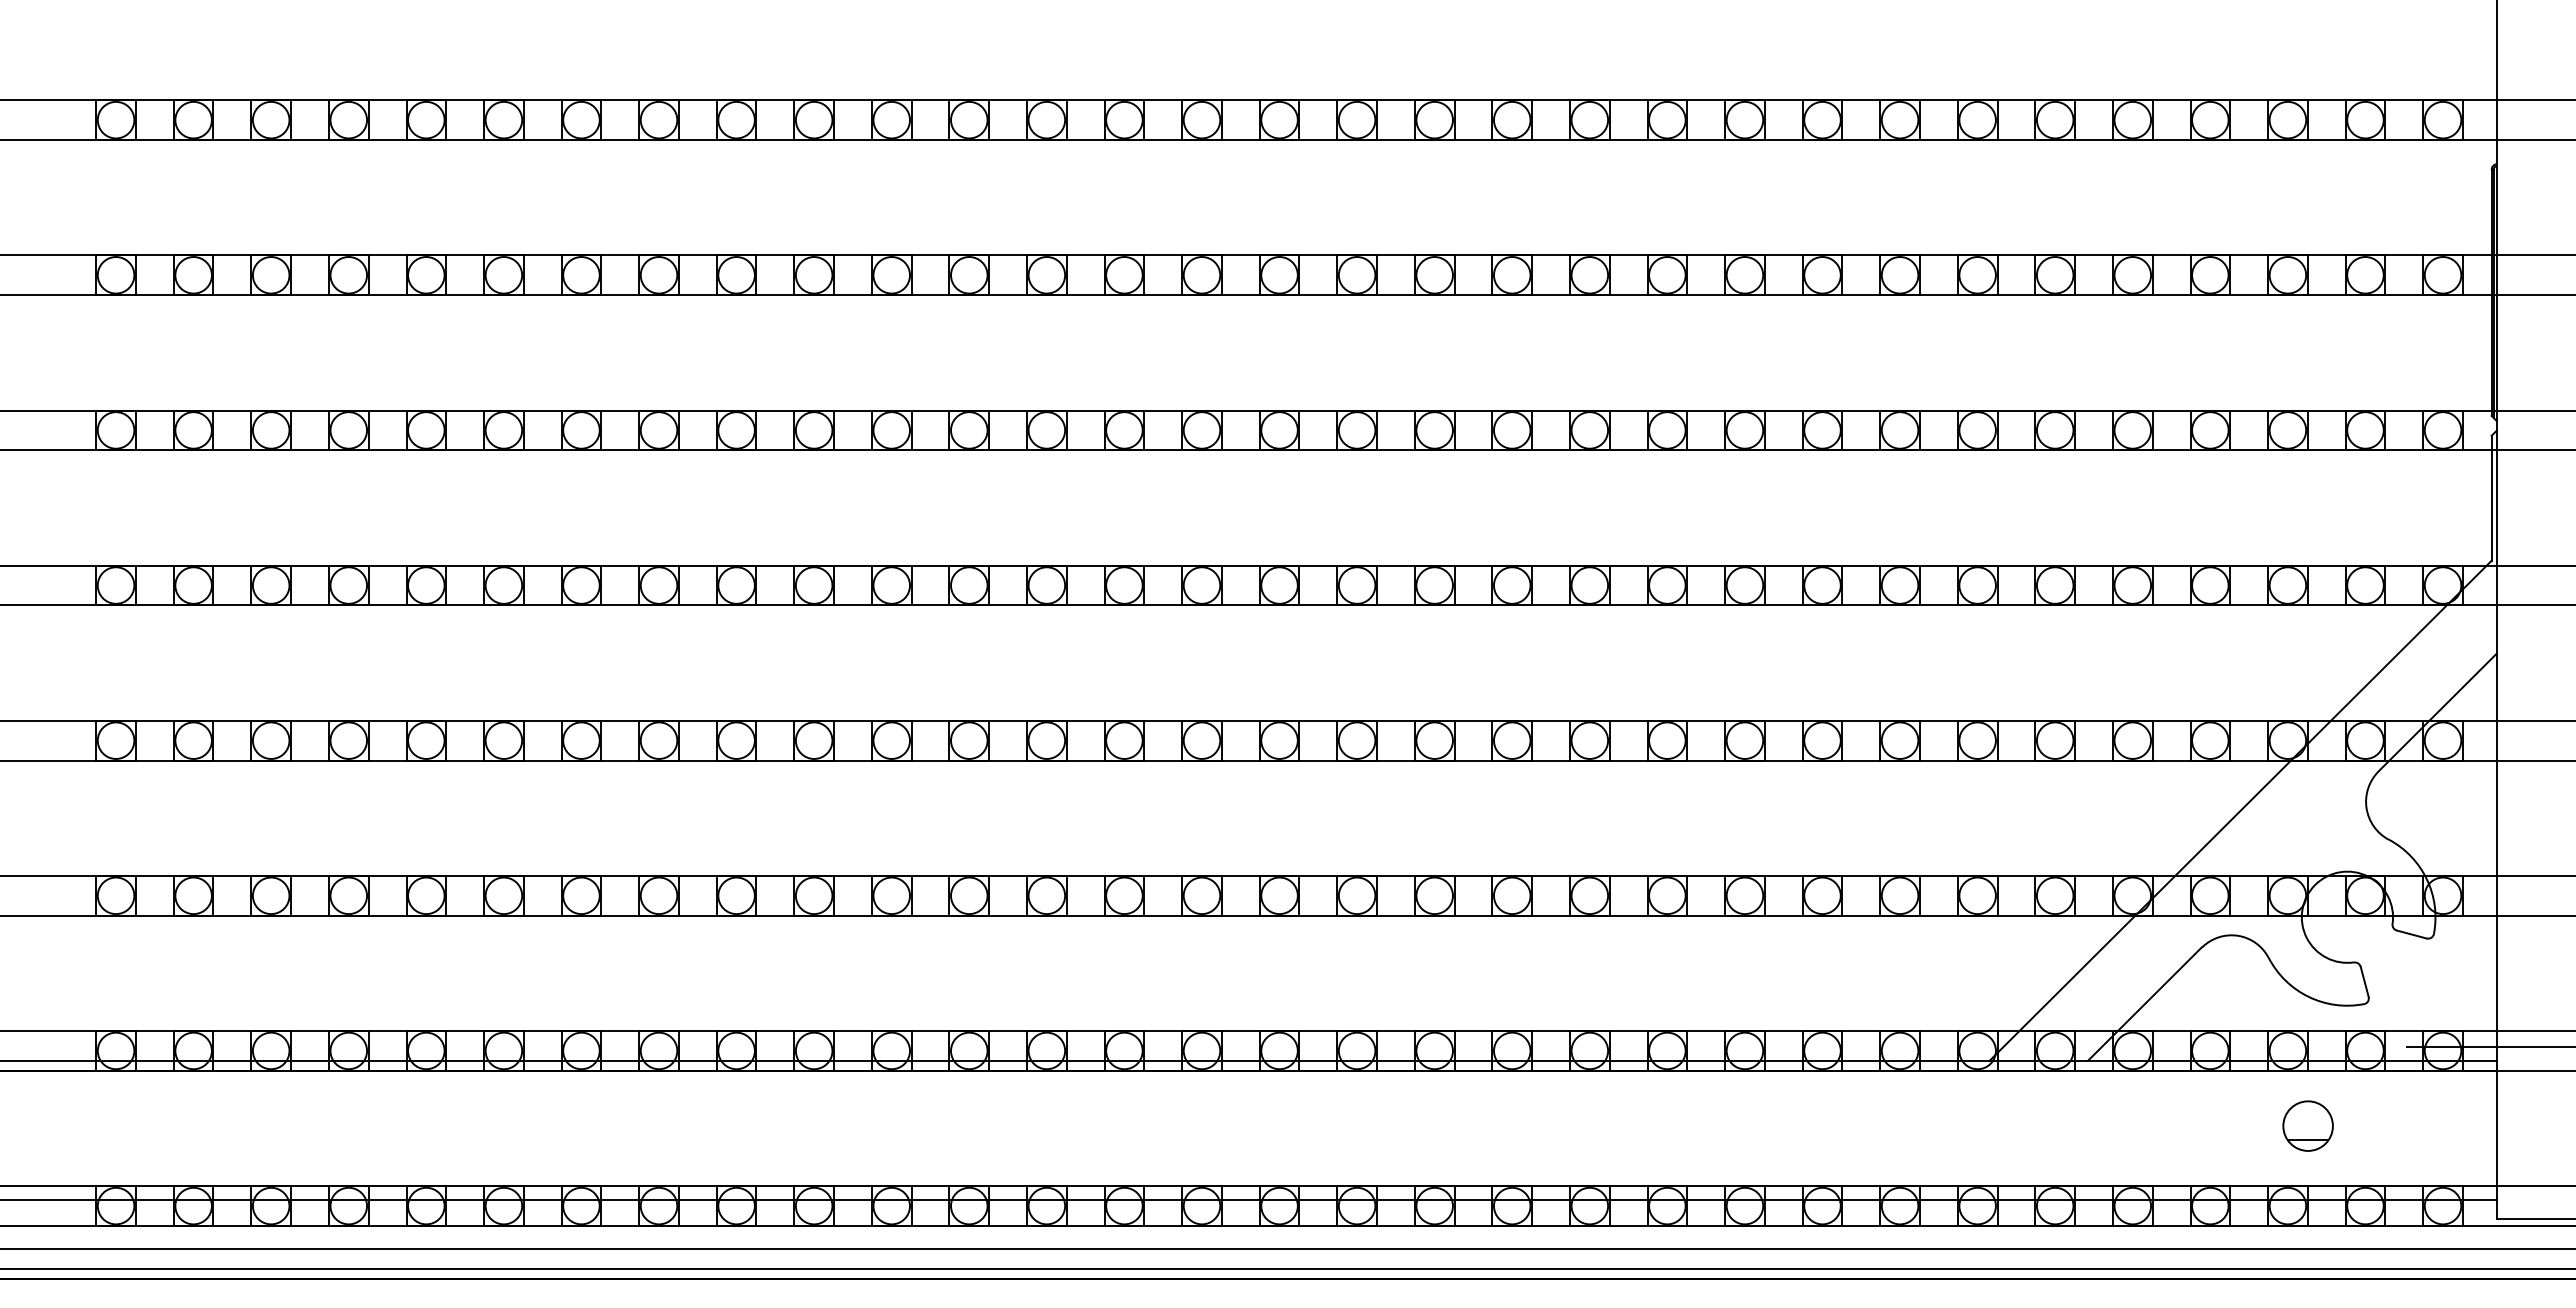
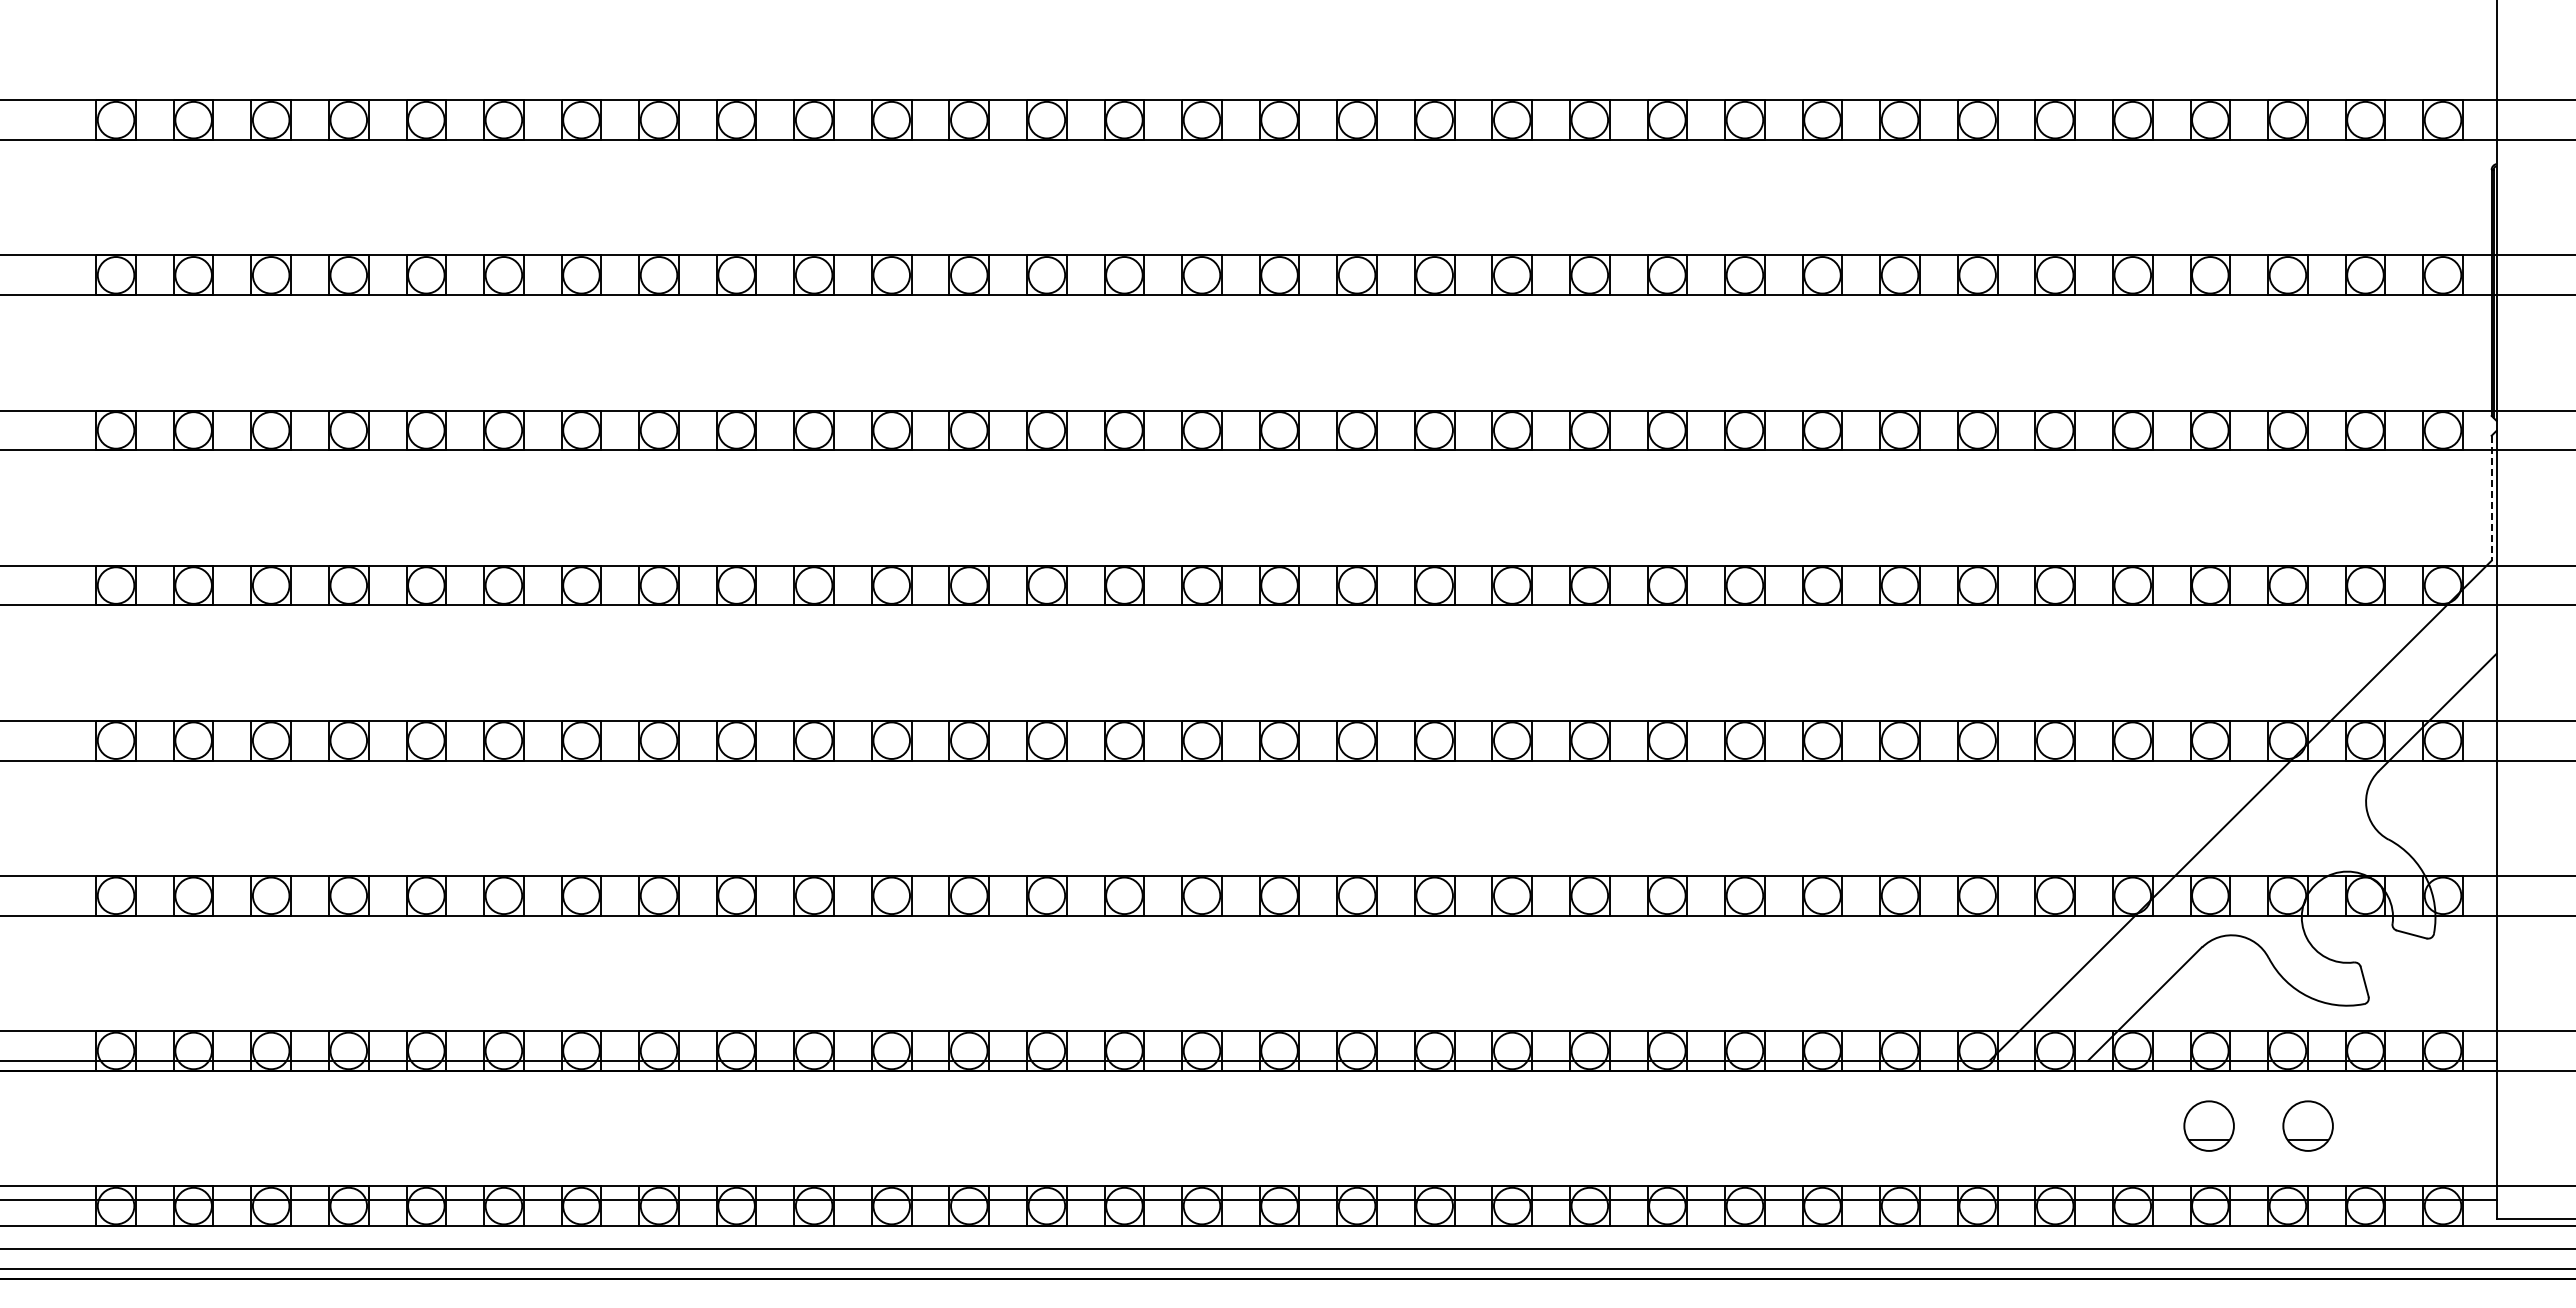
line: solid -> dashed (2491, 498)
line: present -> none (2489, 1046)
part: none -> present (2208, 1125)
